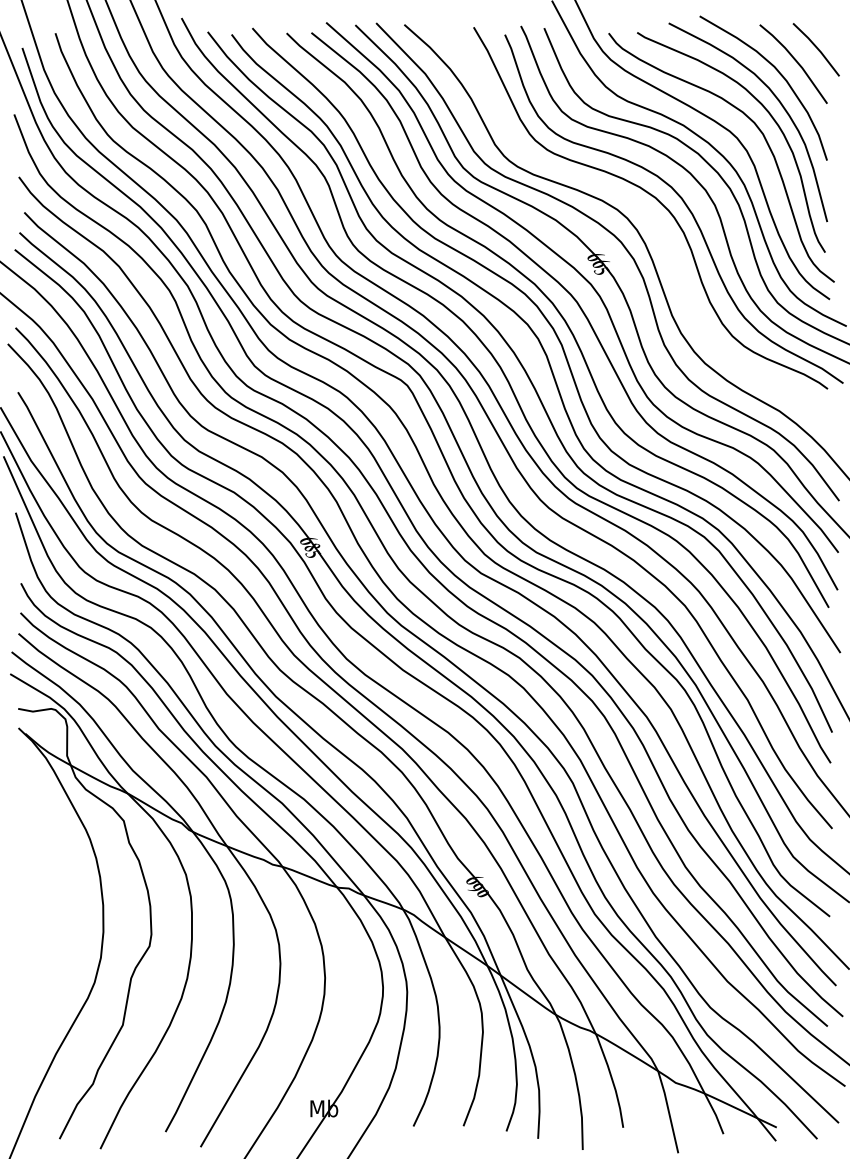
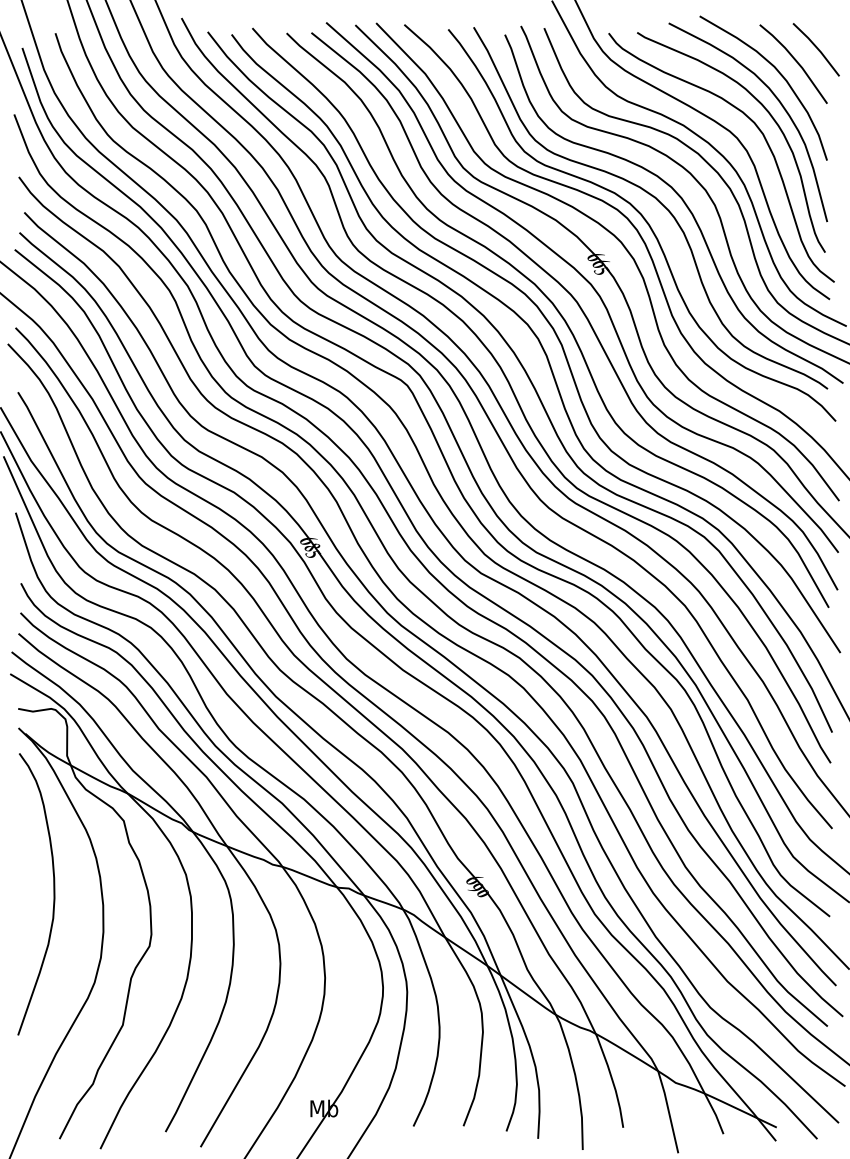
curve: none -> present (646, 223)
curve: none -> present (53, 894)
